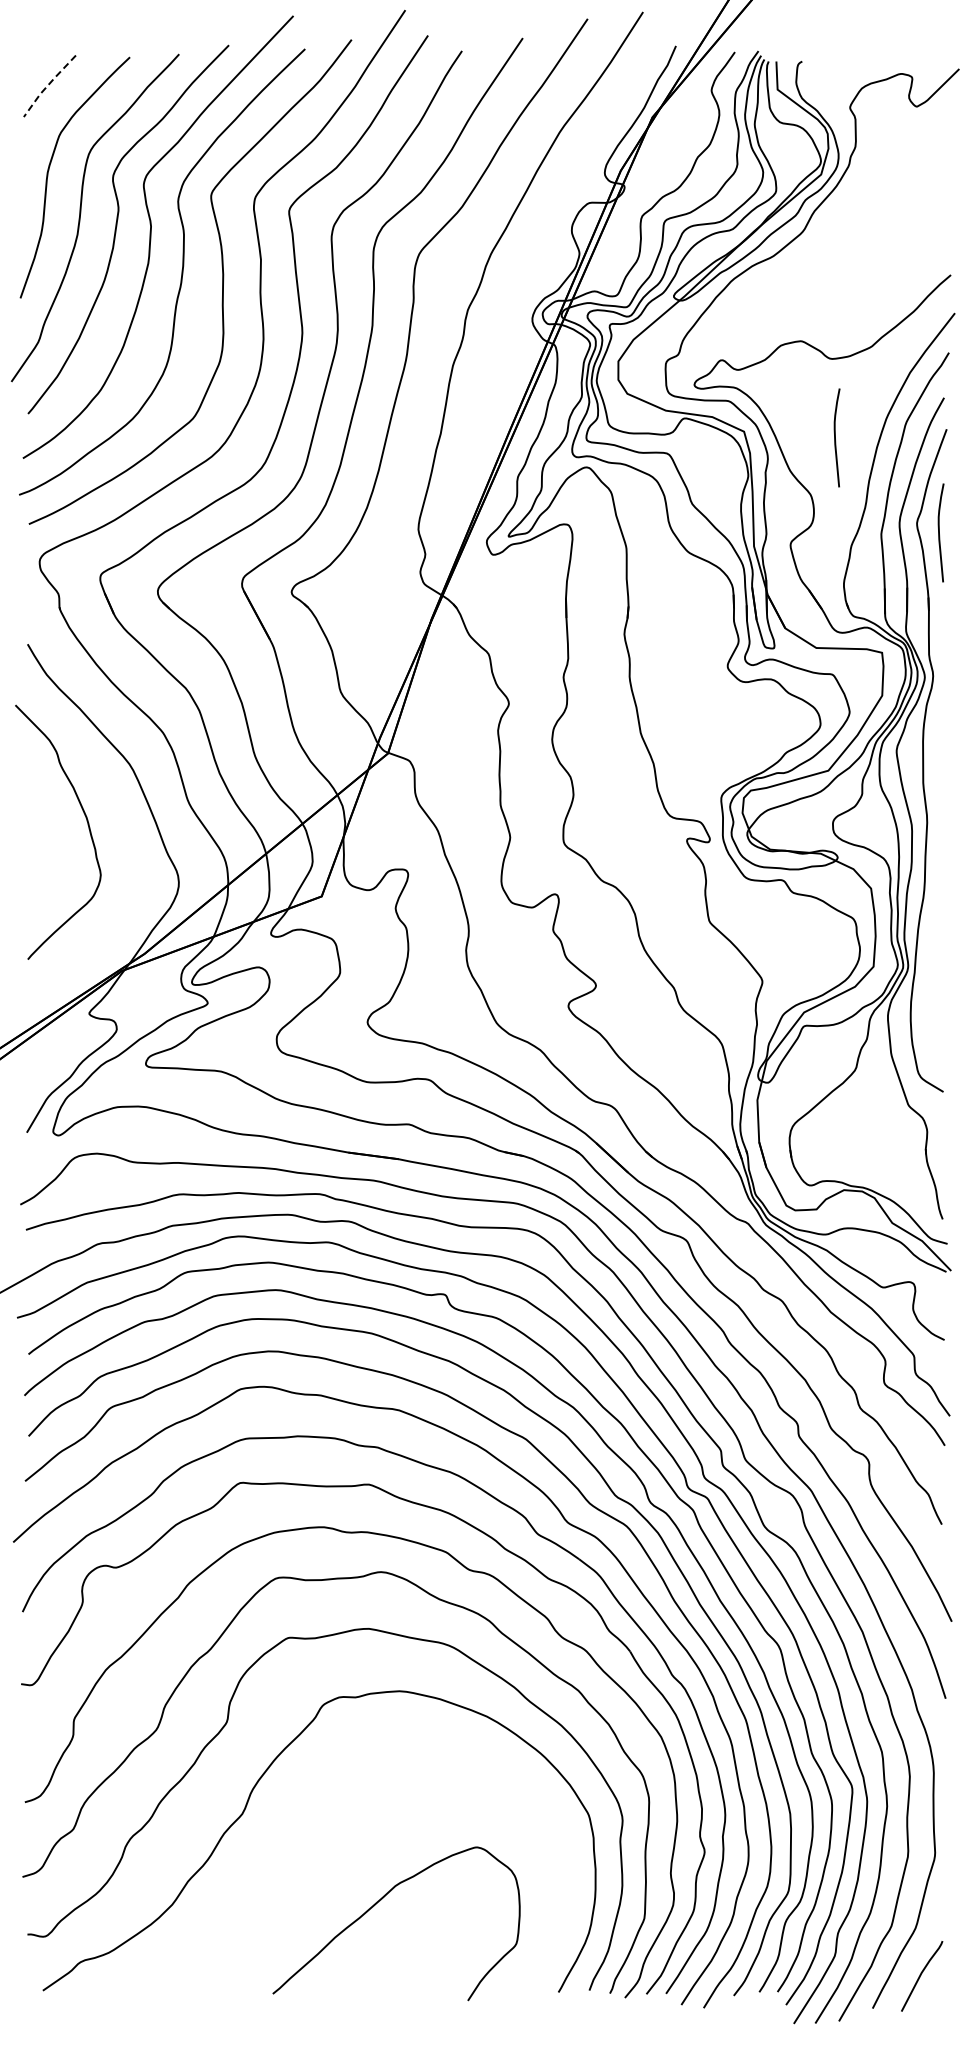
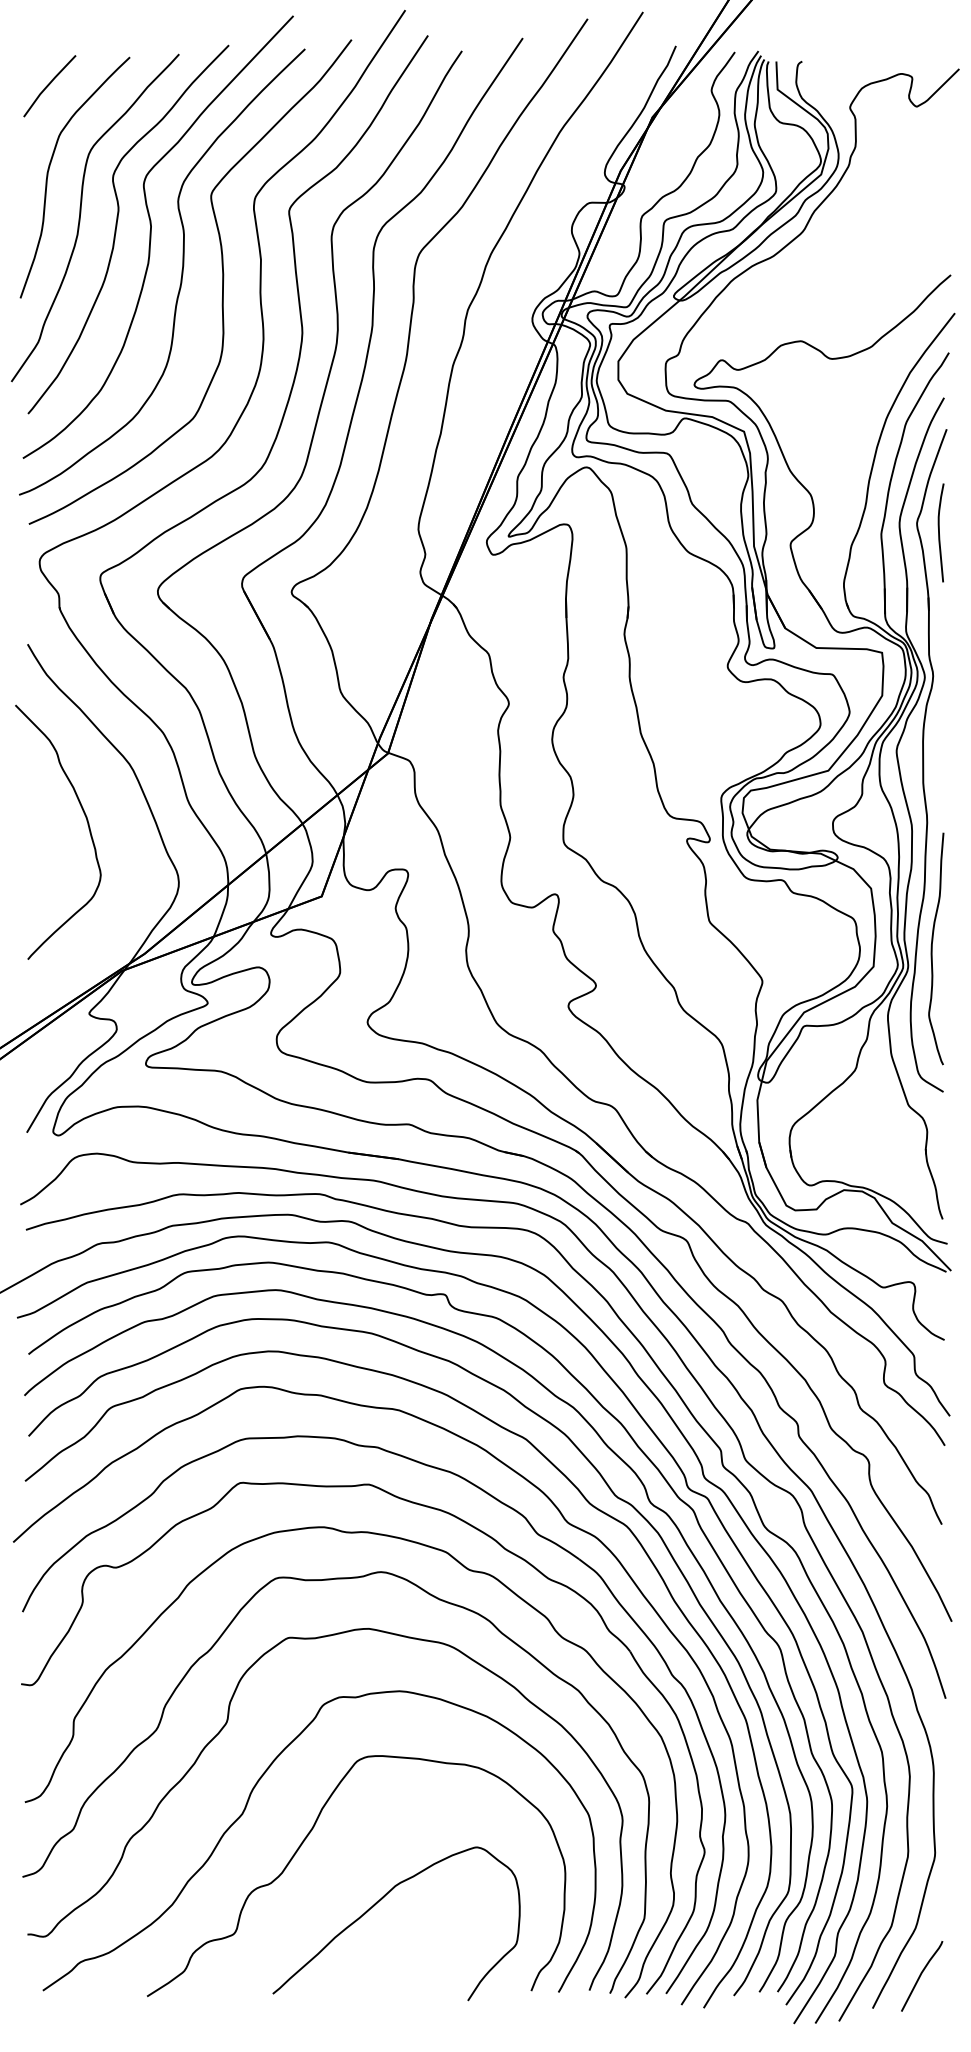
line: dashed -> solid (48, 85)
curve: present -> none (835, 437)
curve: none -> present (932, 948)
curve: none -> present (305, 1840)
